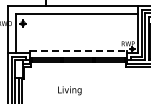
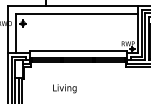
line: dashed -> solid (78, 51)
text position: (69, 90) -> (64, 88) (64, 88)
